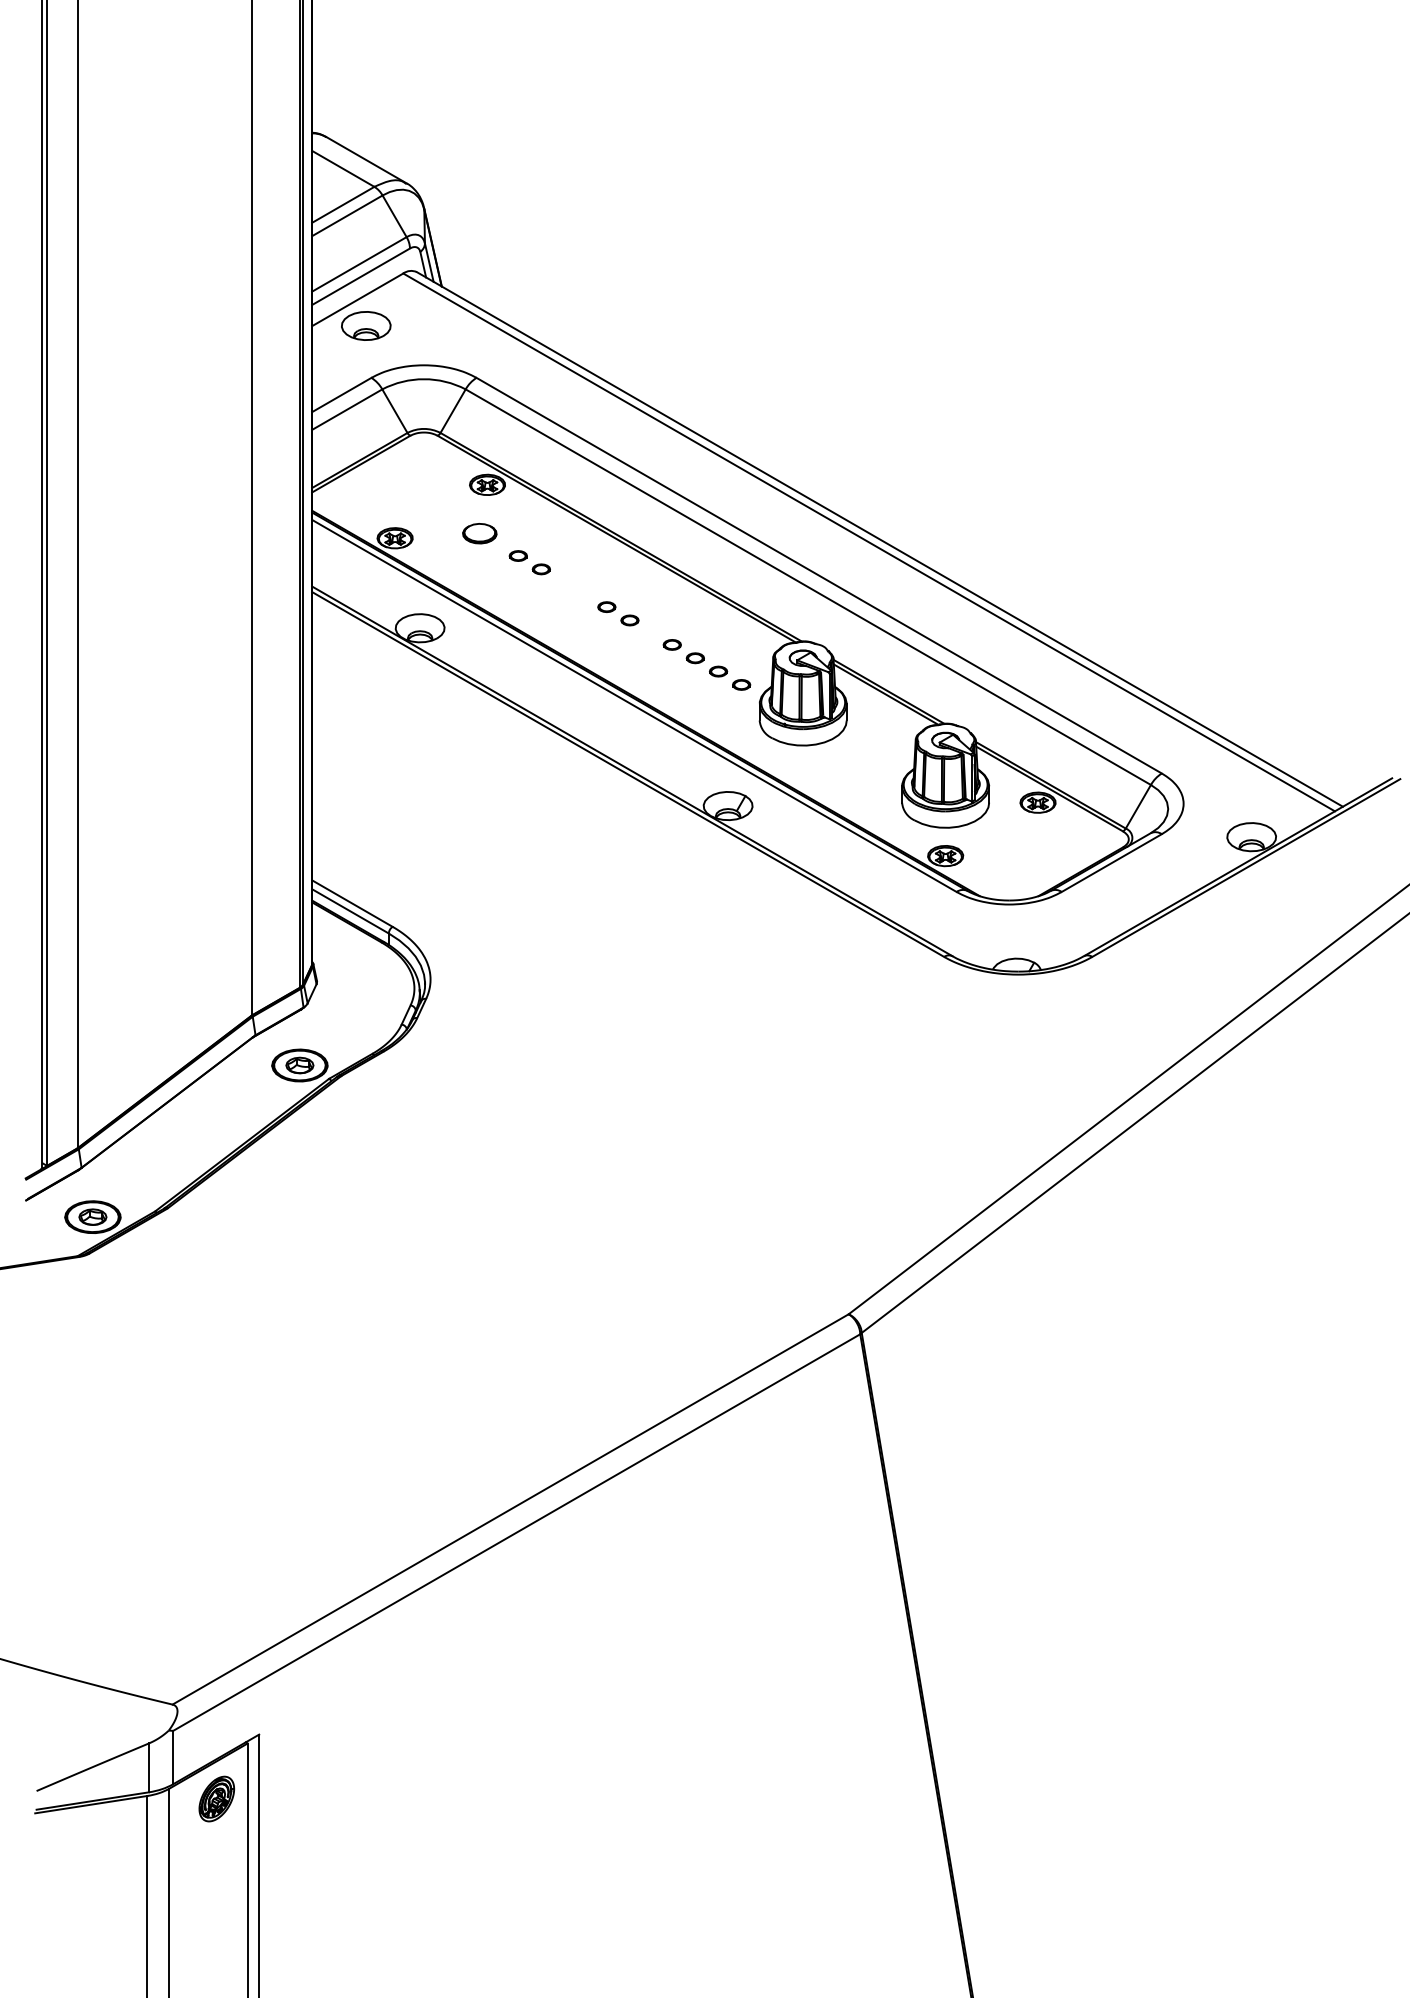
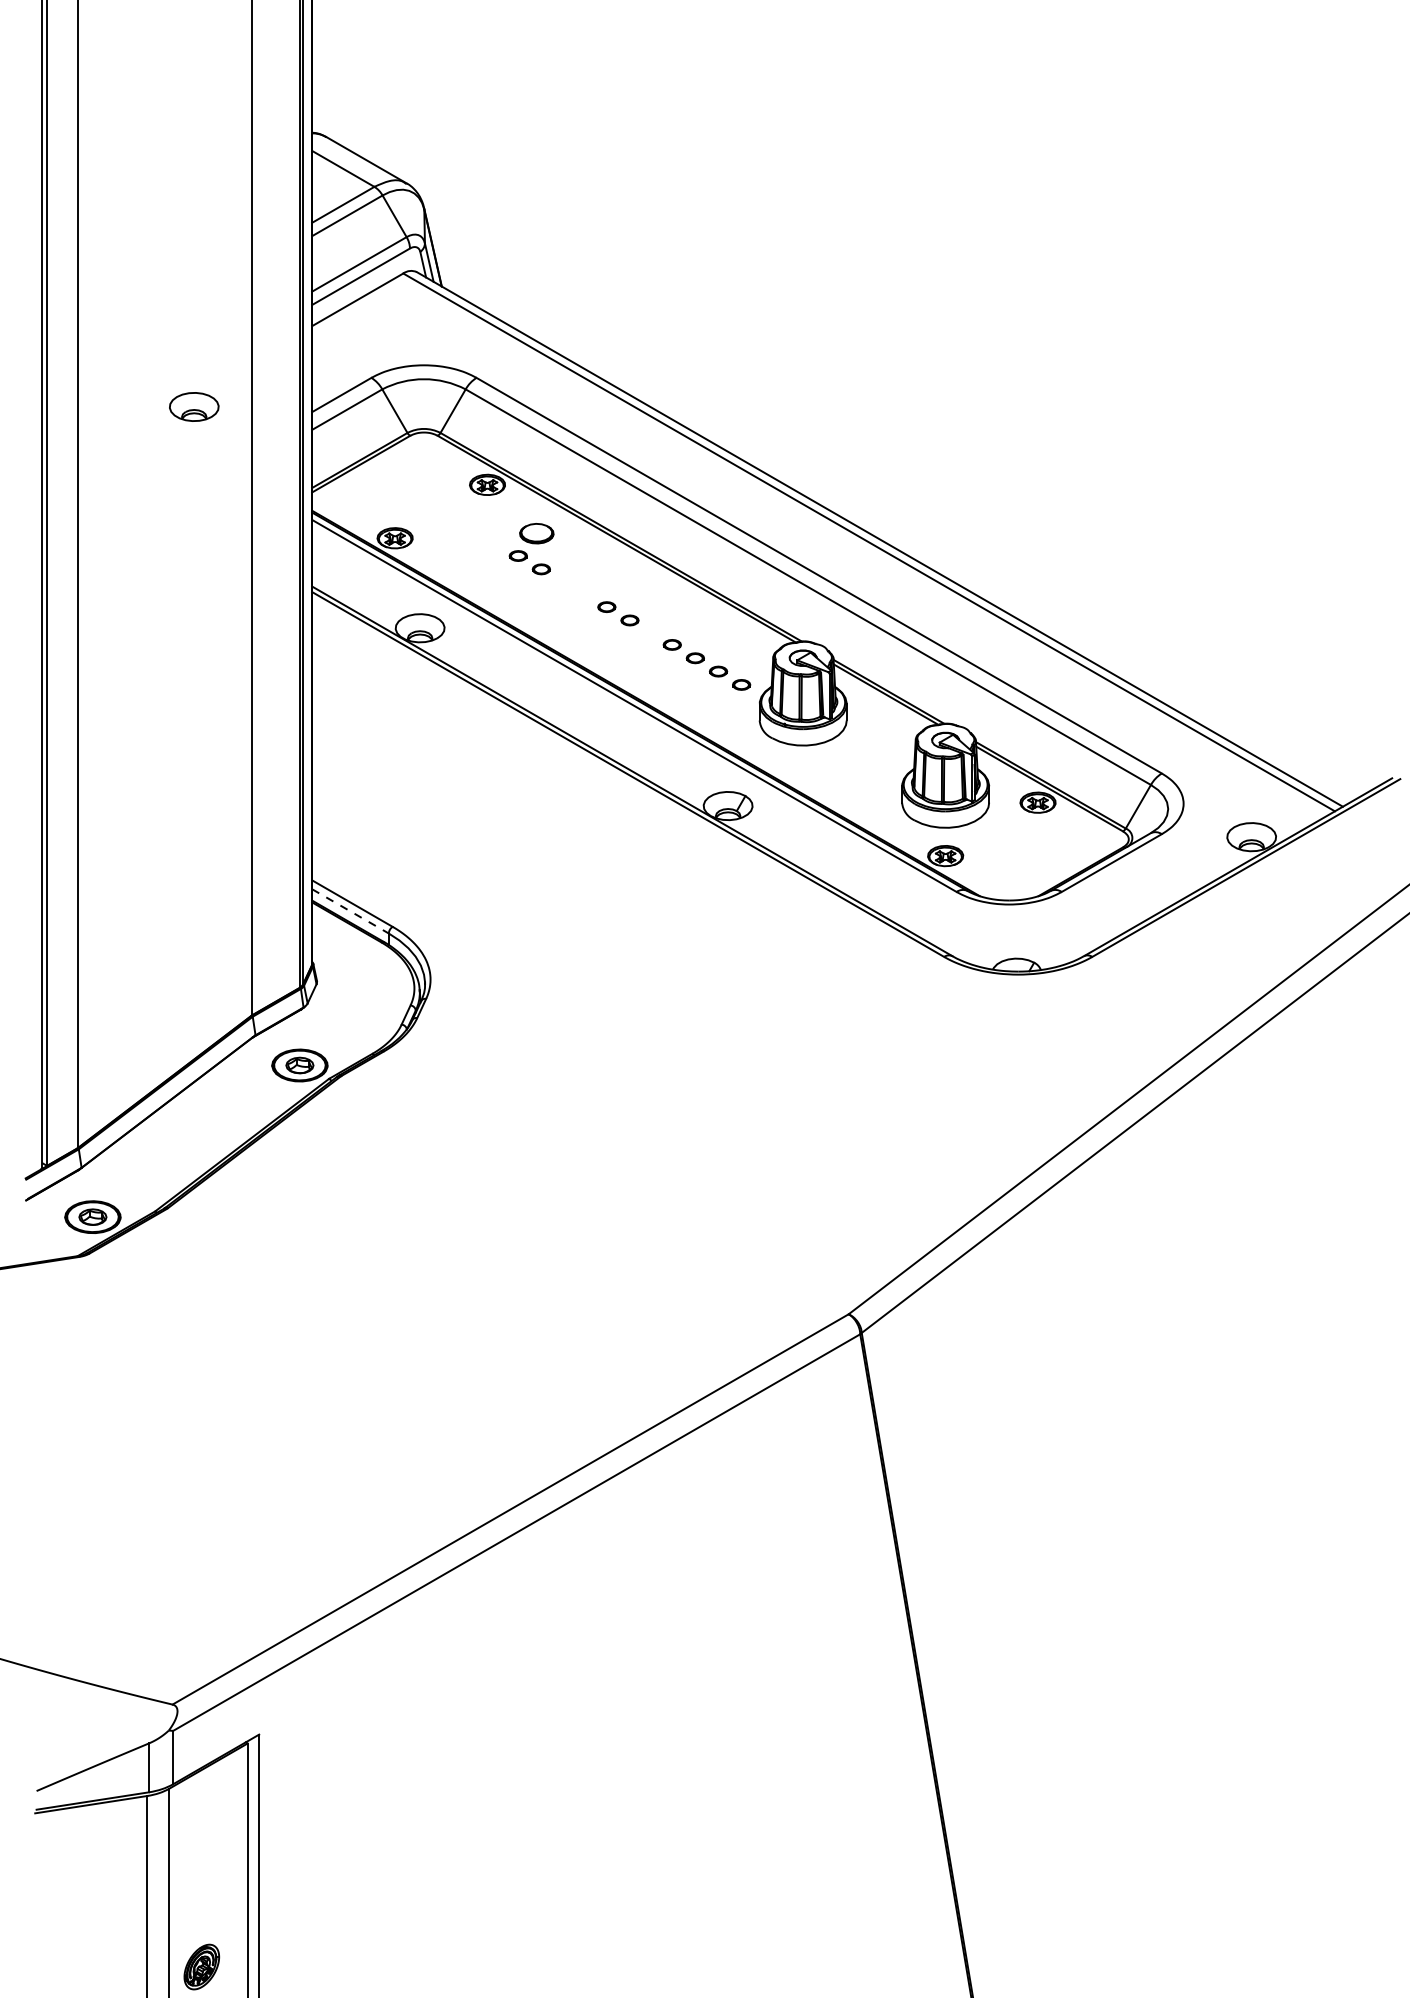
part position: (366, 325) -> (194, 406) (194, 406)
part position: (479, 533) -> (536, 533) (536, 533)
line: solid -> dashed (350, 911)
part position: (216, 1798) -> (201, 1966) (201, 1966)
